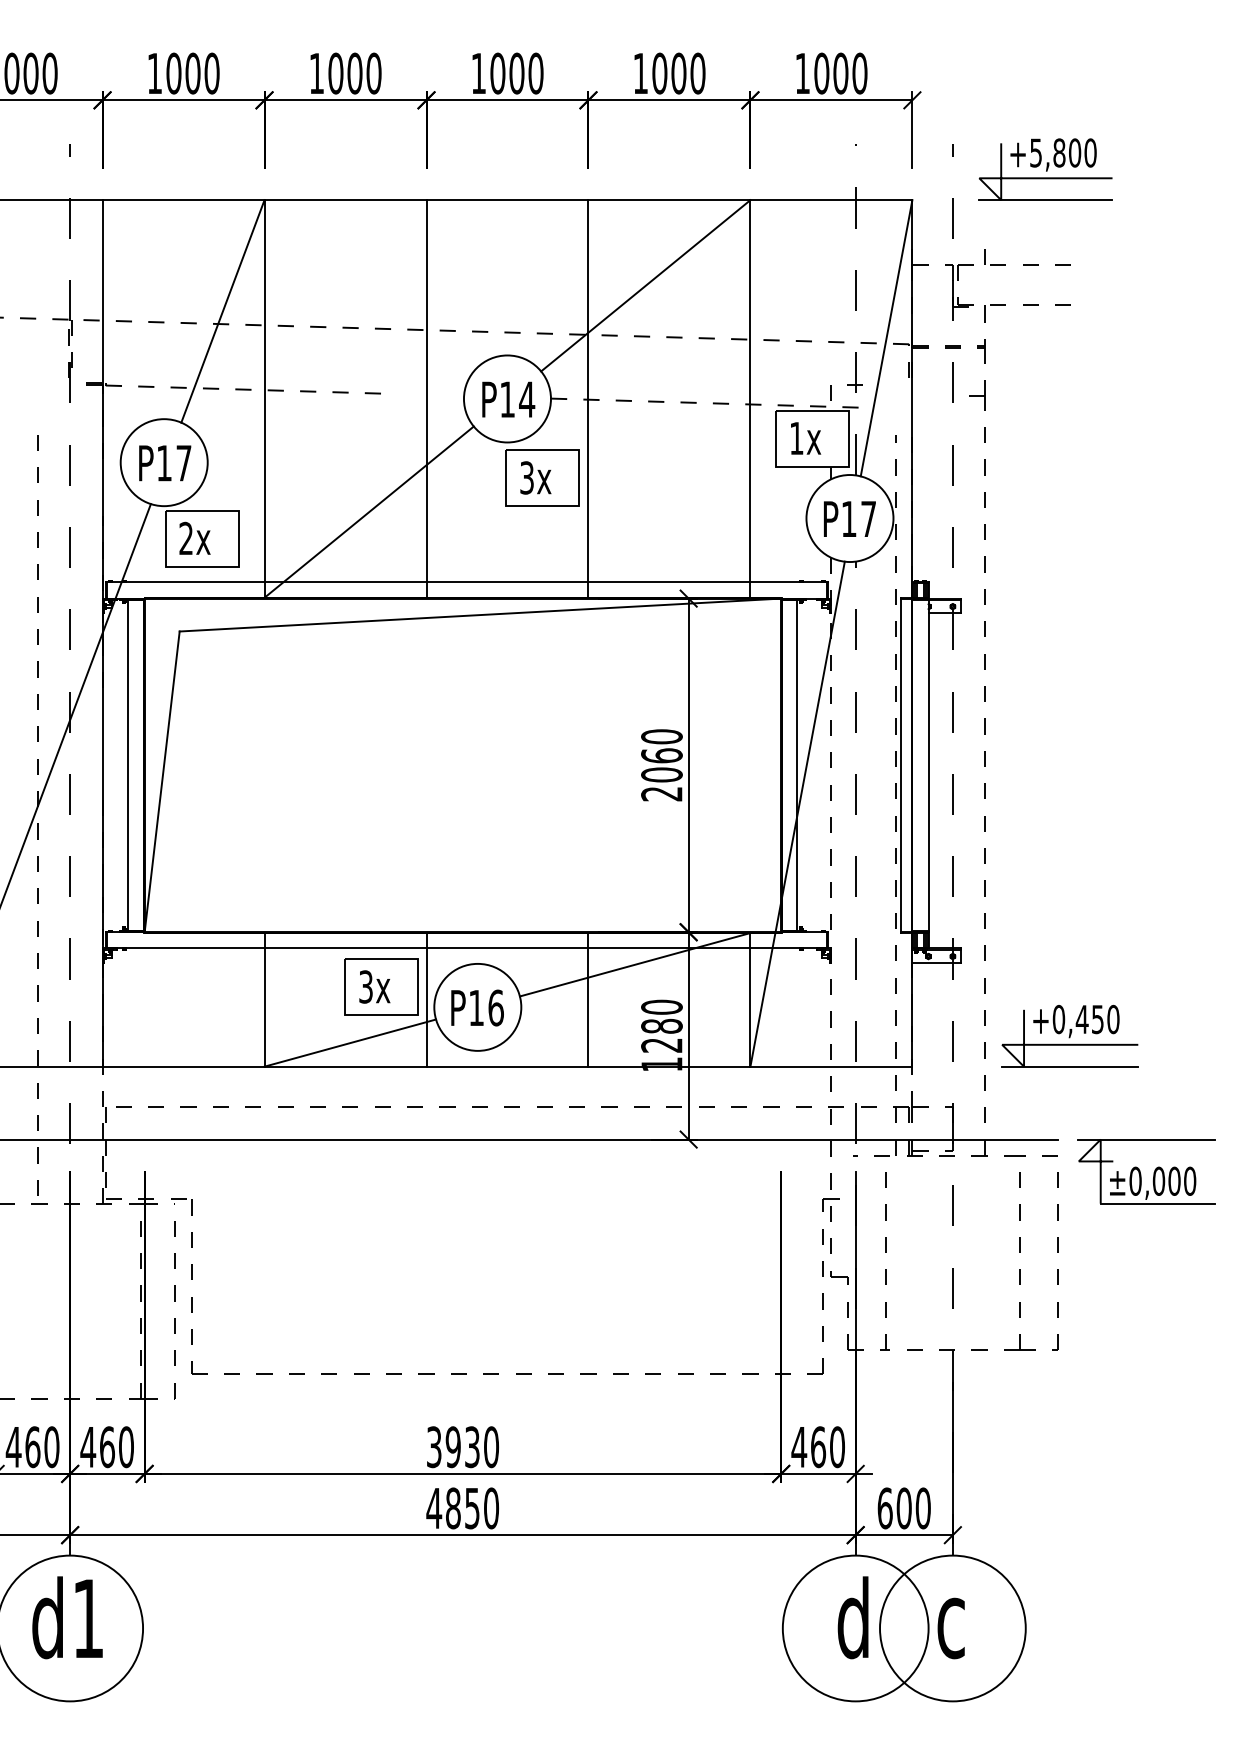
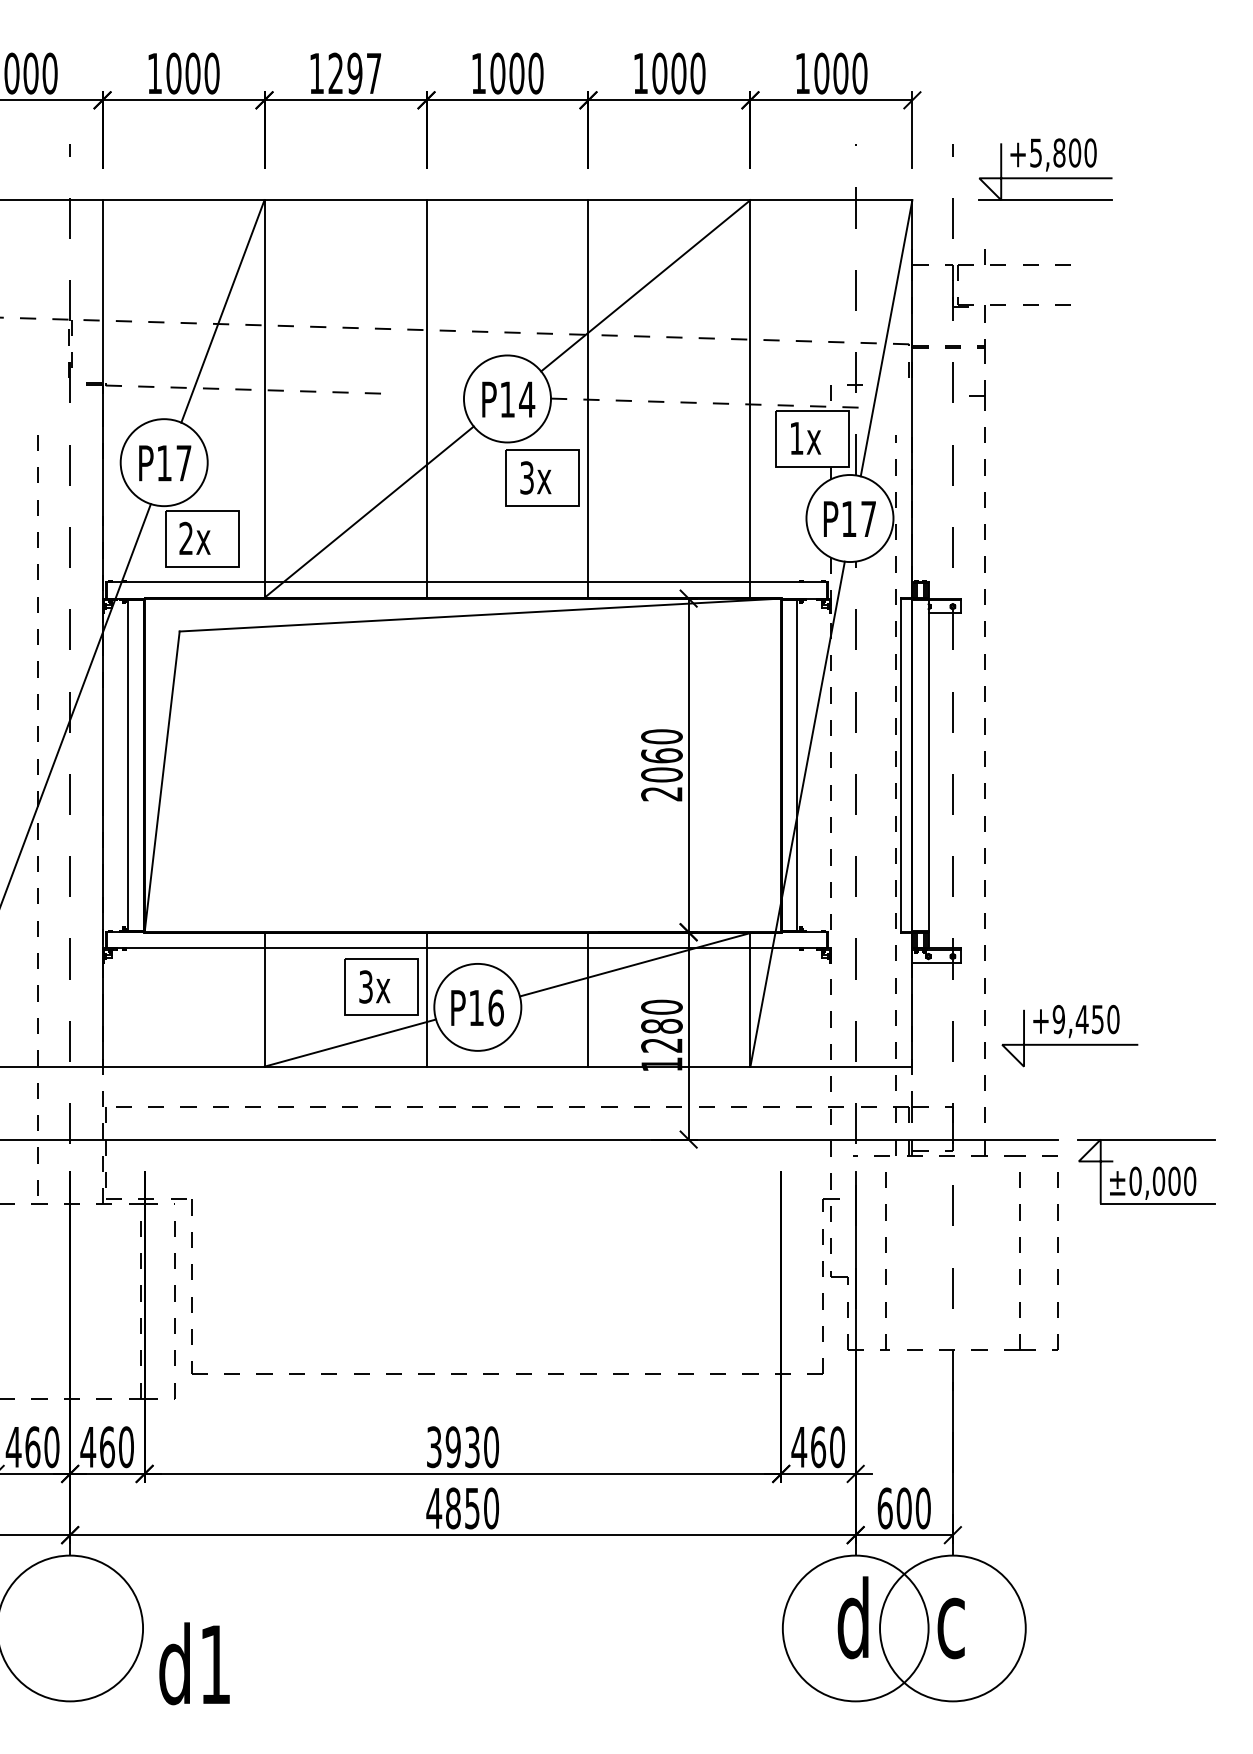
text: 1000 -> 1297 (354, 73)
text: +0,450 -> +9,450 (1058, 1019)
line: present -> none (1069, 1066)
text position: (67, 1617) -> (194, 1663) (194, 1663)
